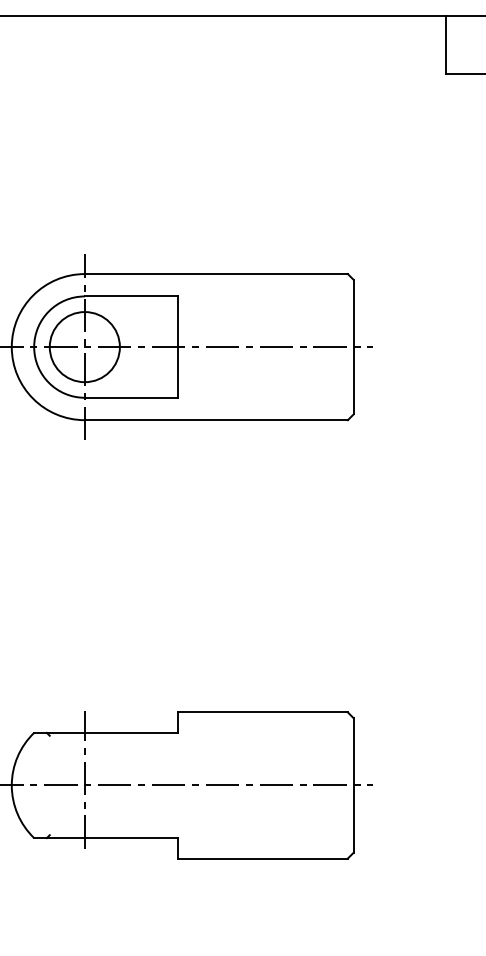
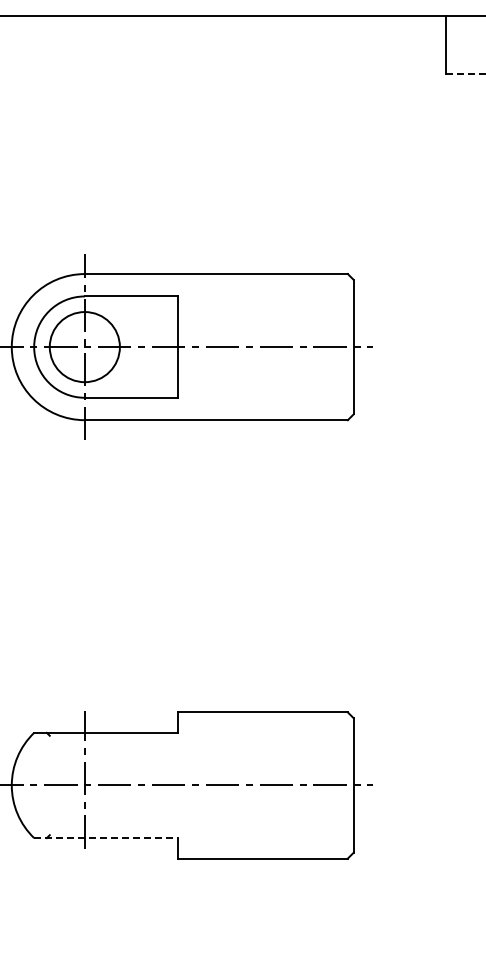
line: solid -> dashed (466, 74)
line: solid -> dashed (106, 838)
